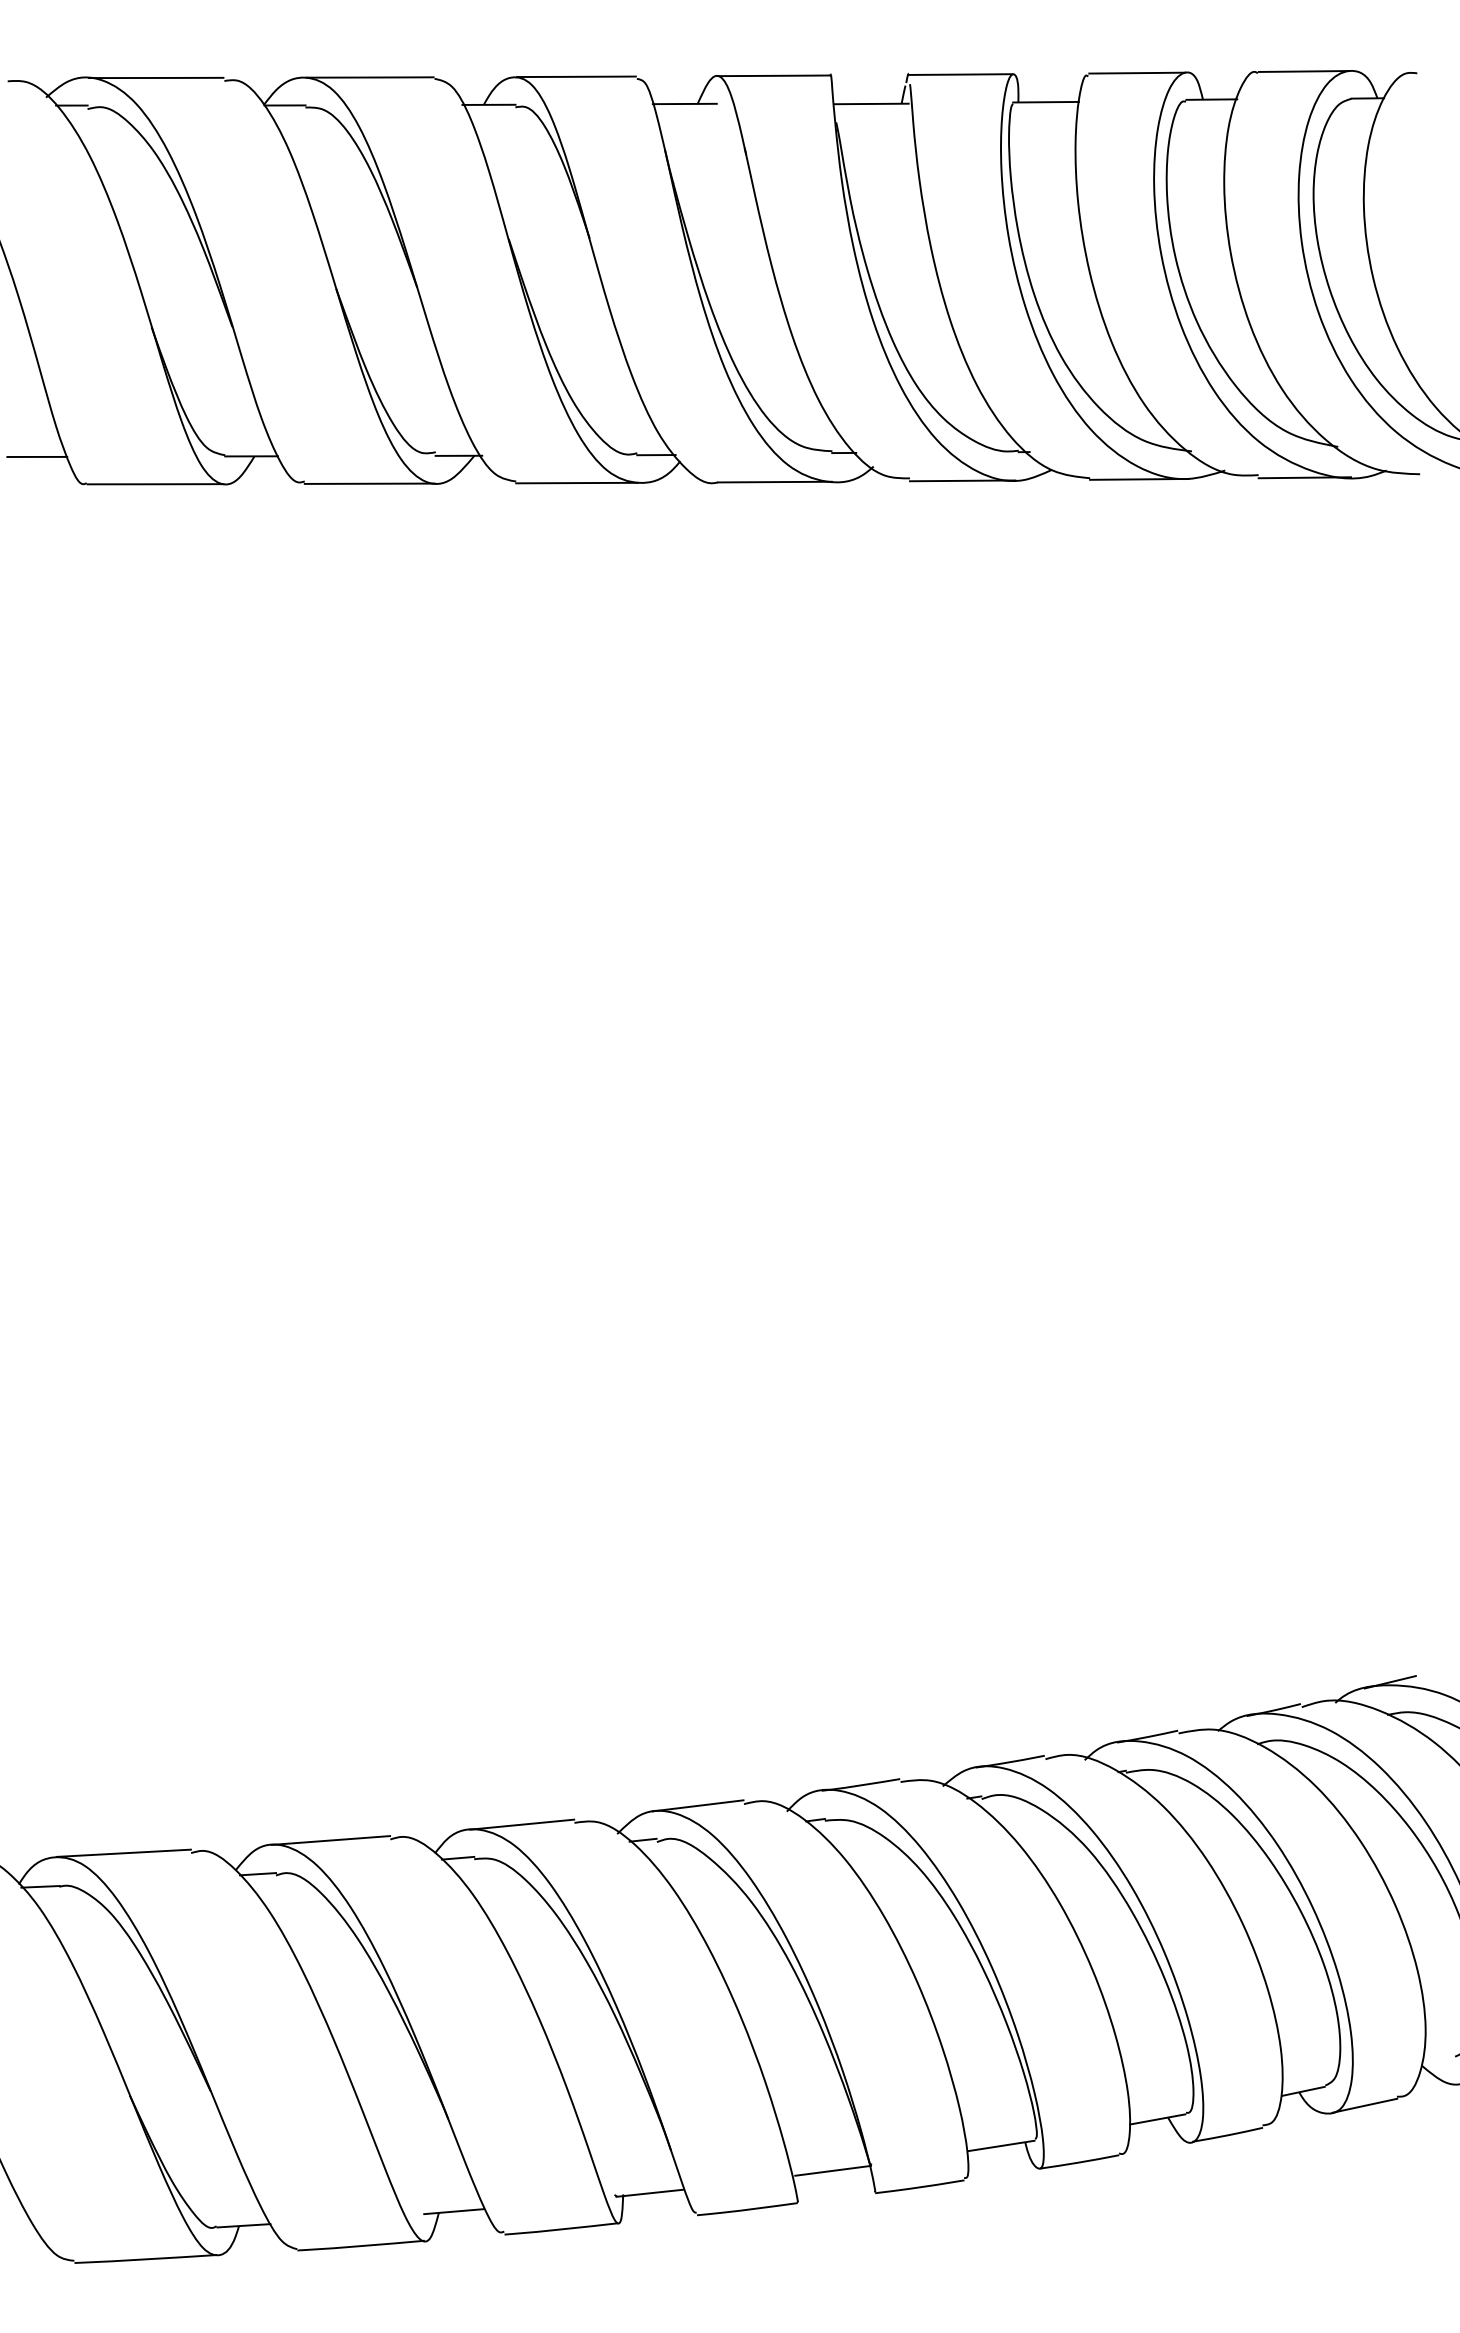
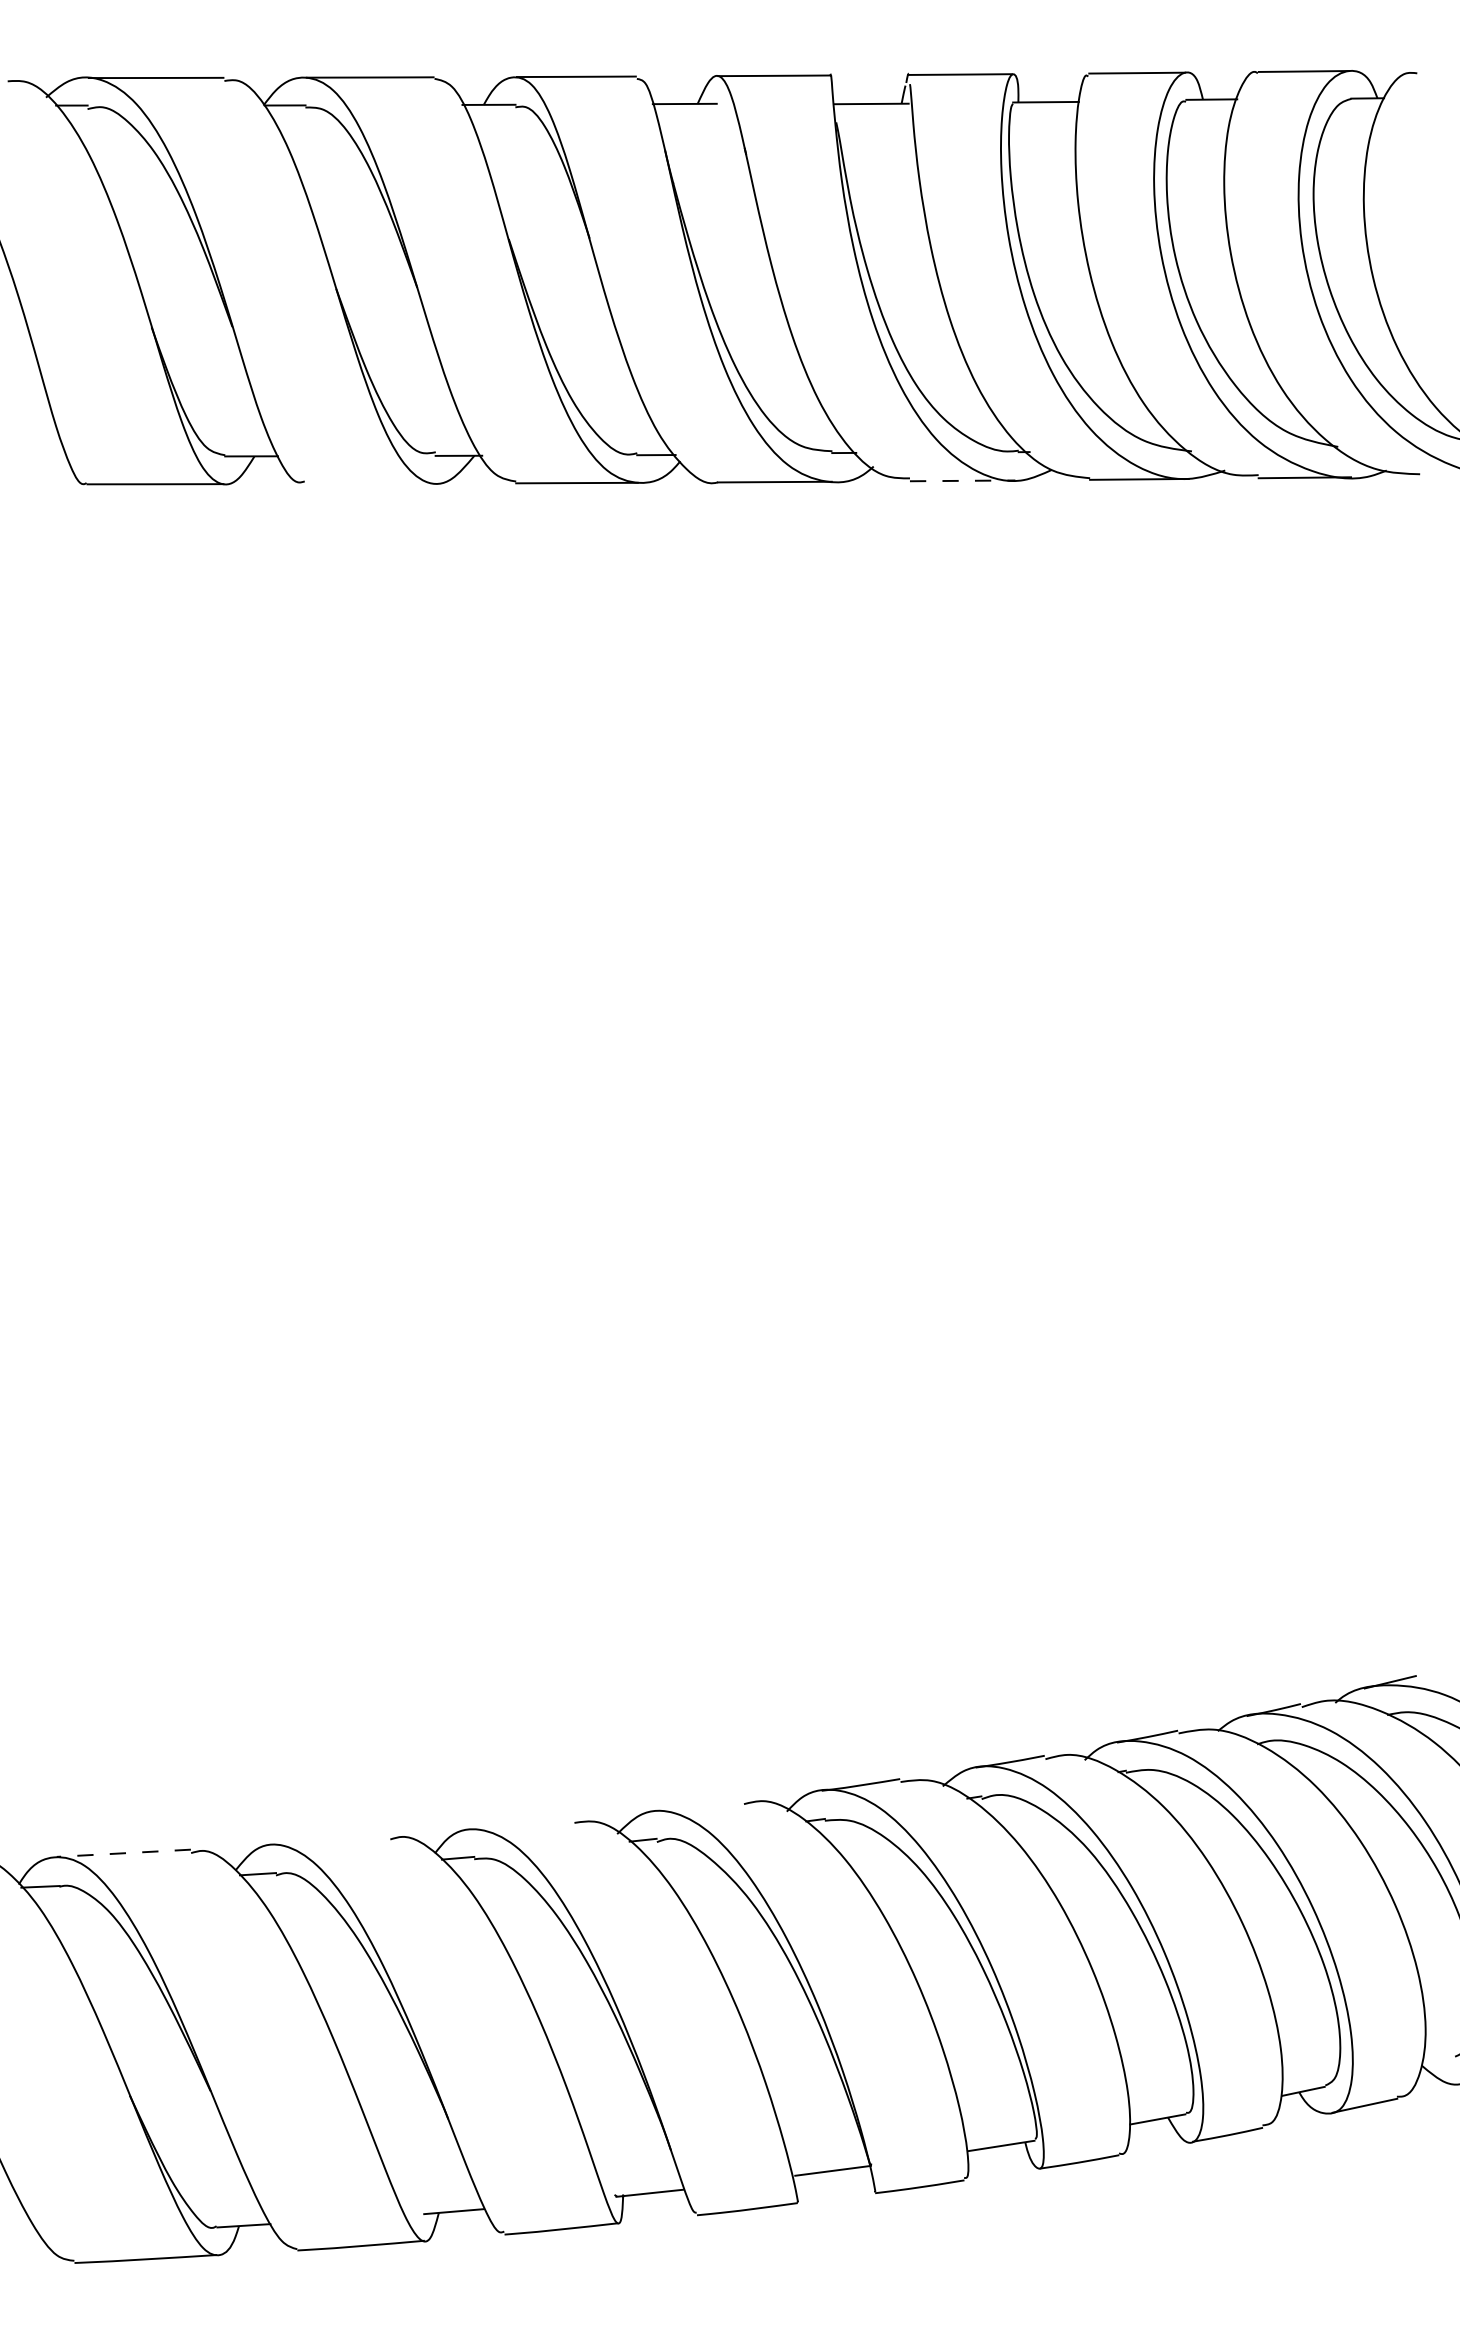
line: present -> none (37, 456)
line: solid -> dashed (962, 480)
line: present -> none (369, 483)
line: present -> none (697, 1805)
line: present -> none (522, 1824)
line: present -> none (330, 1840)
line: solid -> dashed (123, 1853)
